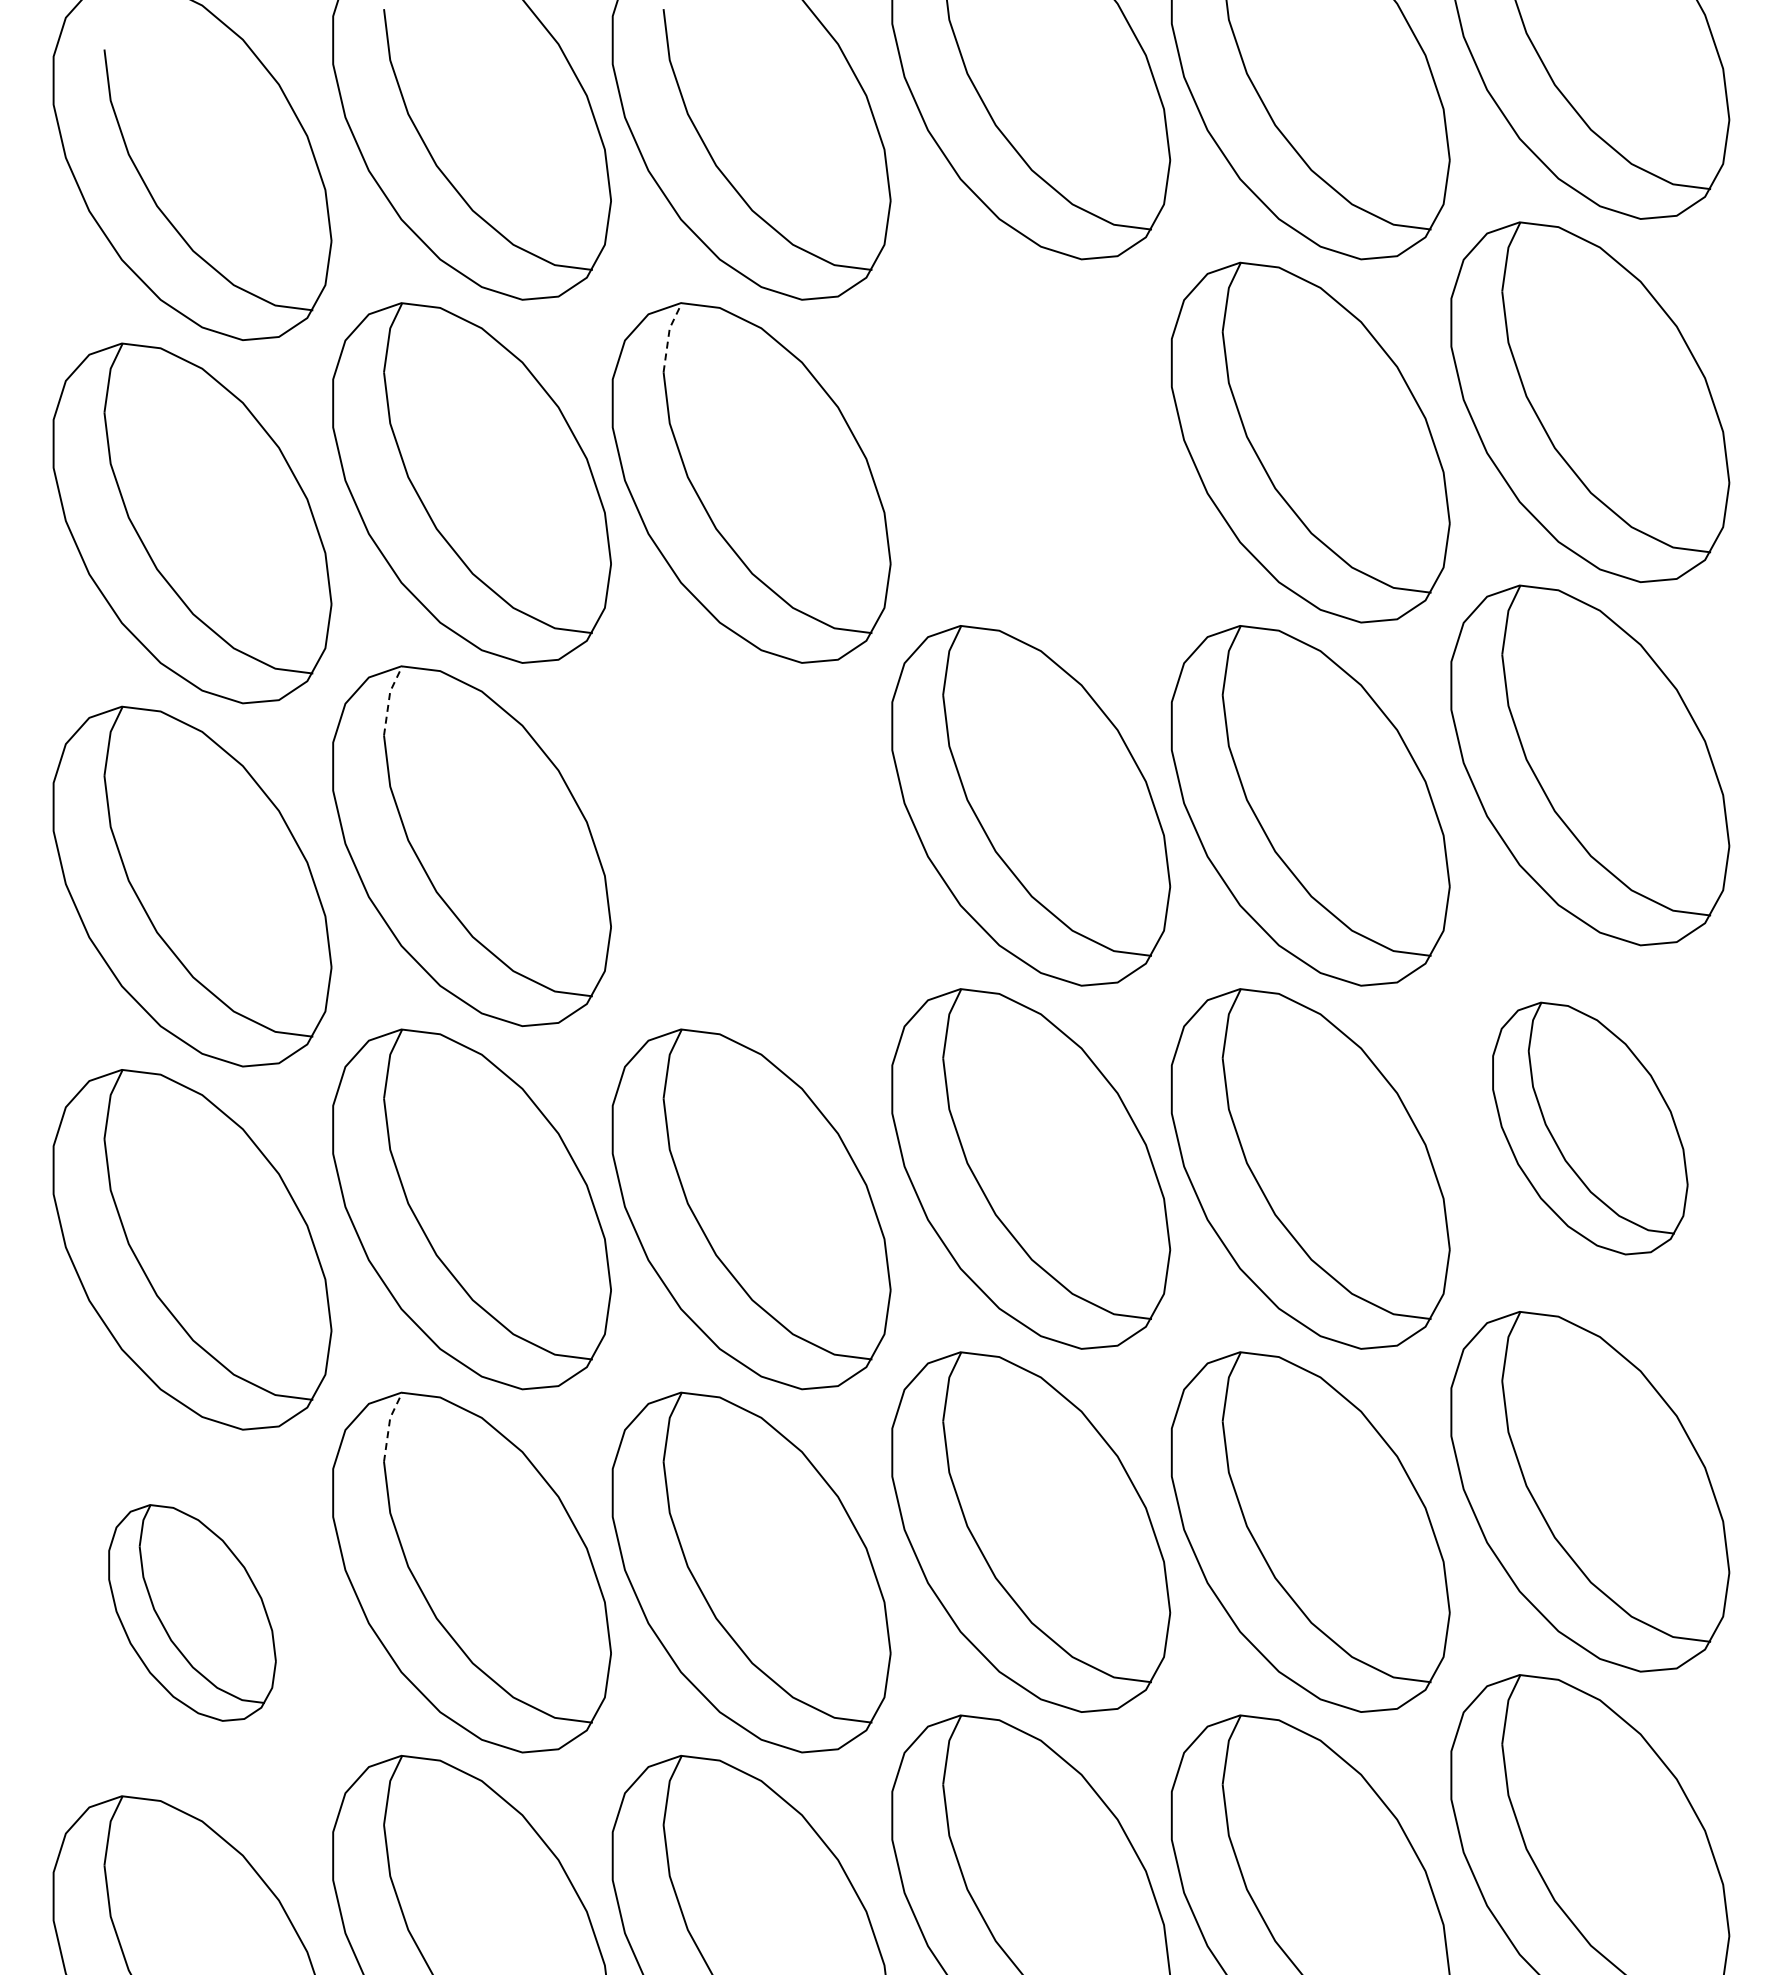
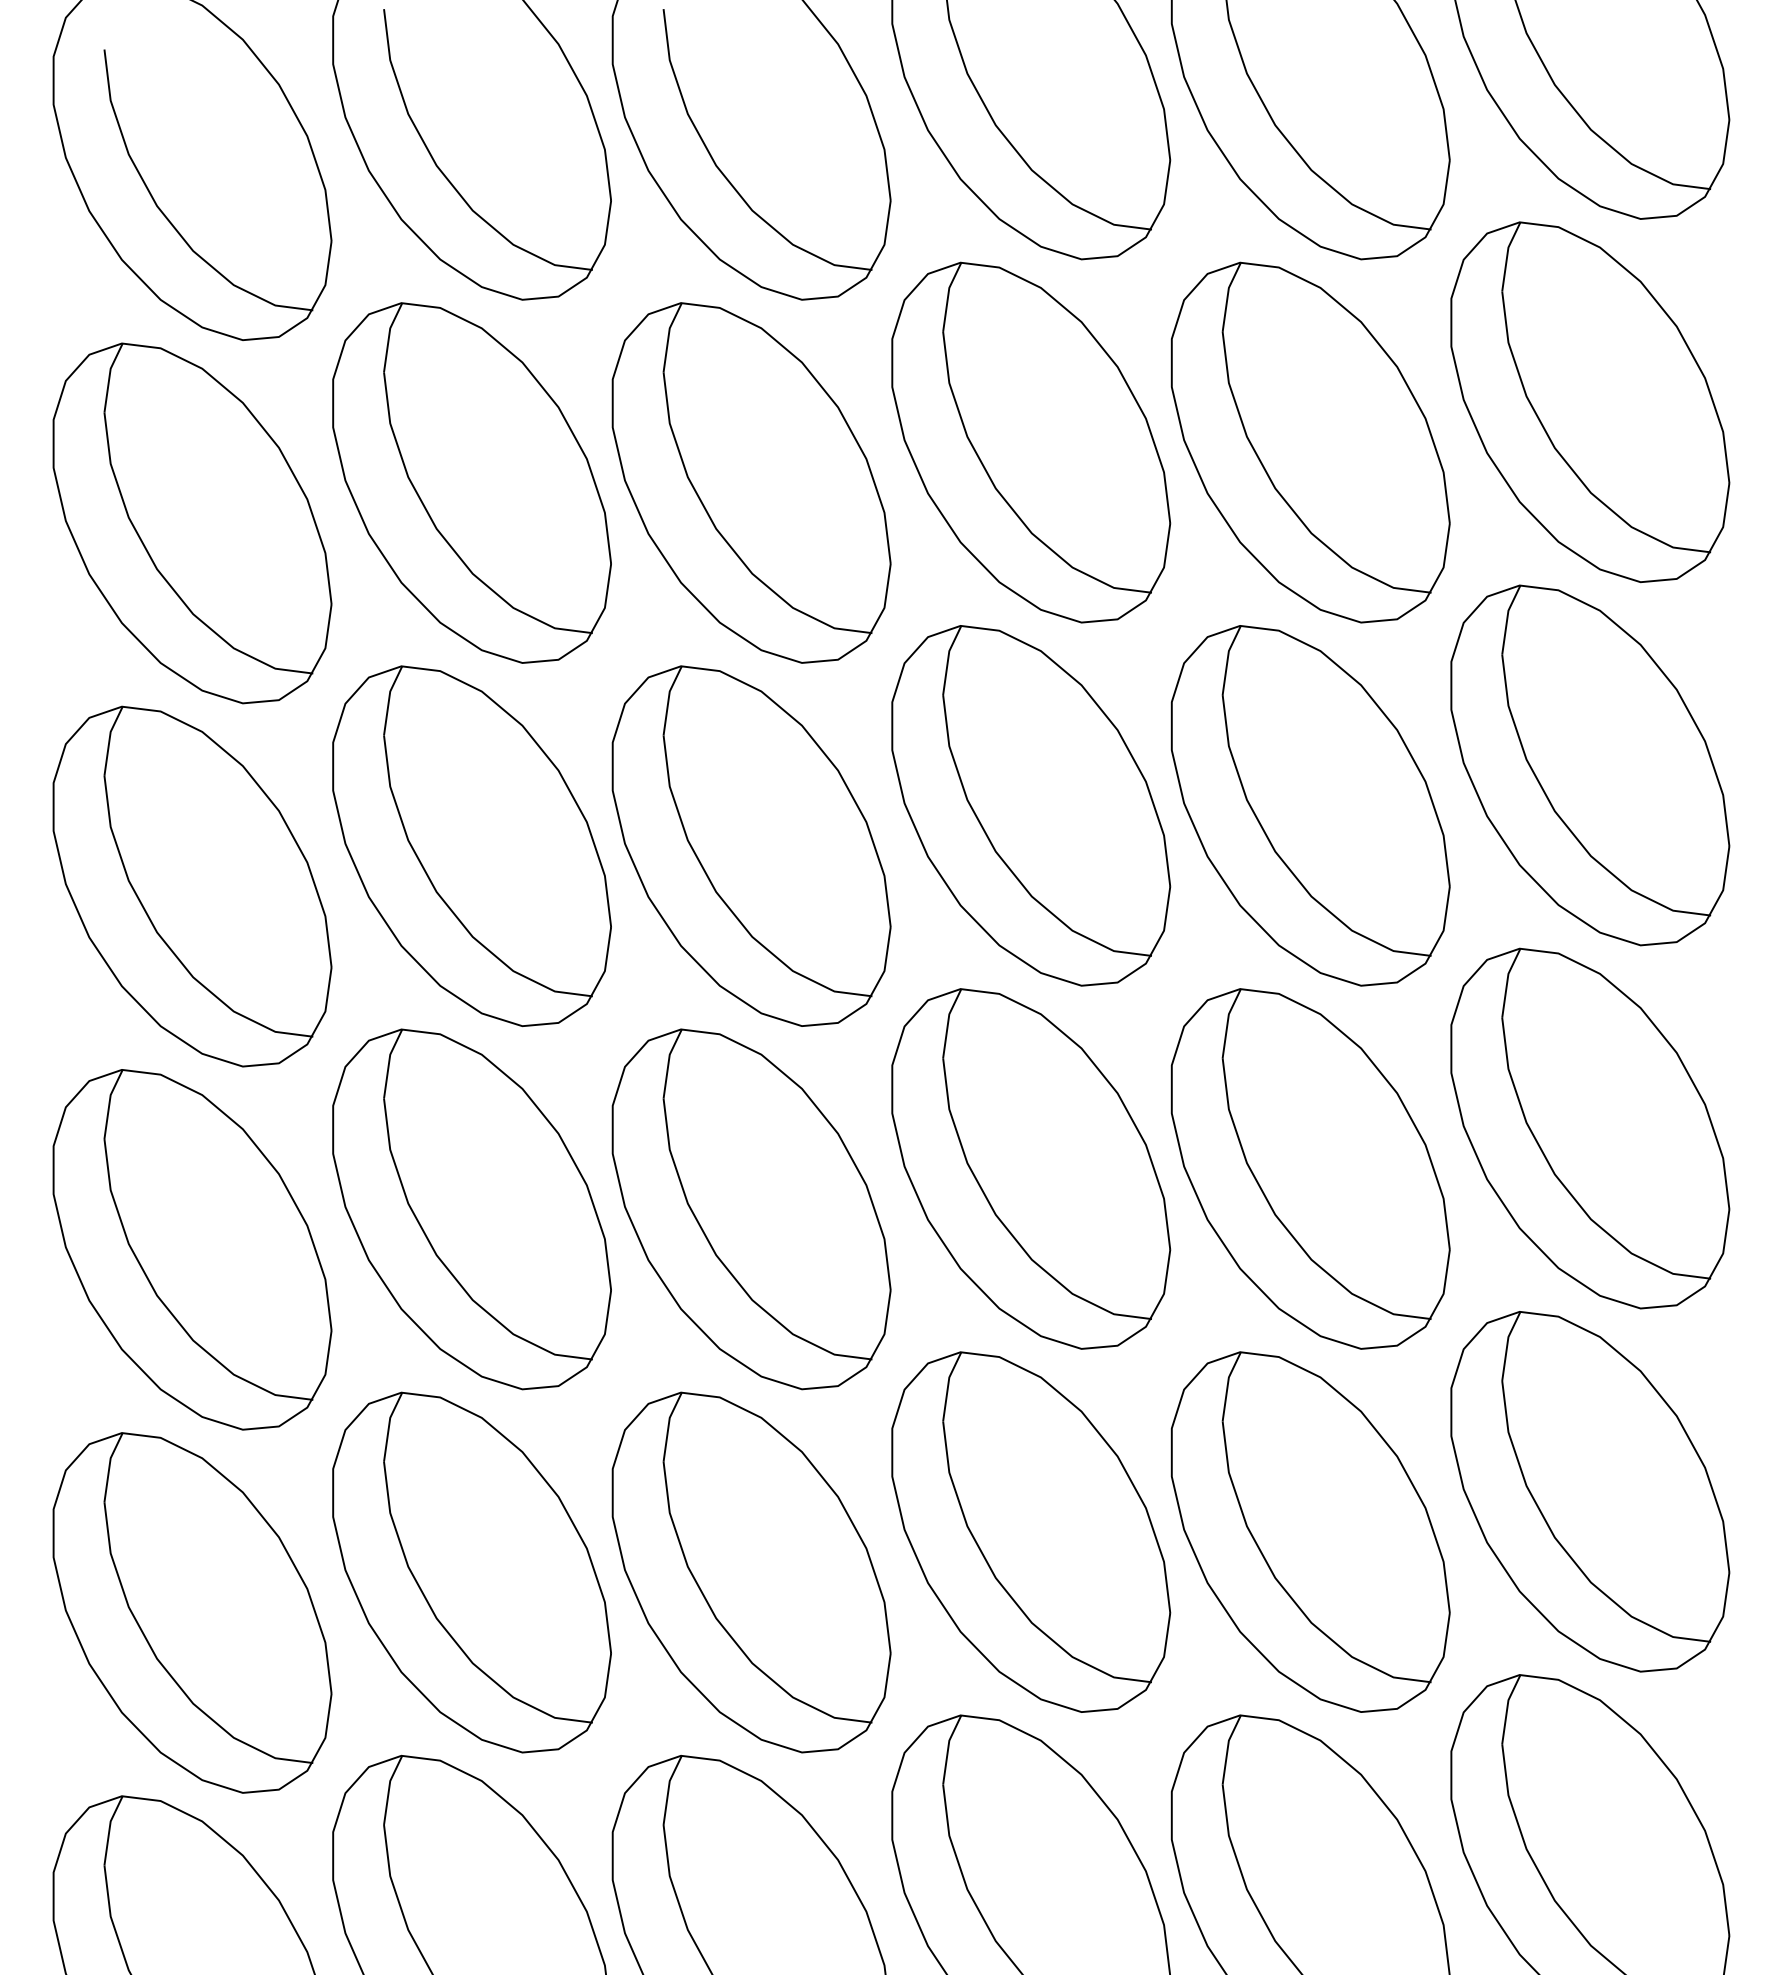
line: dashed -> solid (668, 335)
part: none -> present (1031, 442)
line: dashed -> solid (389, 698)
part: none -> present (751, 845)
part size: 197x255 px -> 281x363 px (1590, 1128)
line: dashed -> solid (389, 1425)
part size: 169x218 px -> 281x362 px (192, 1612)
